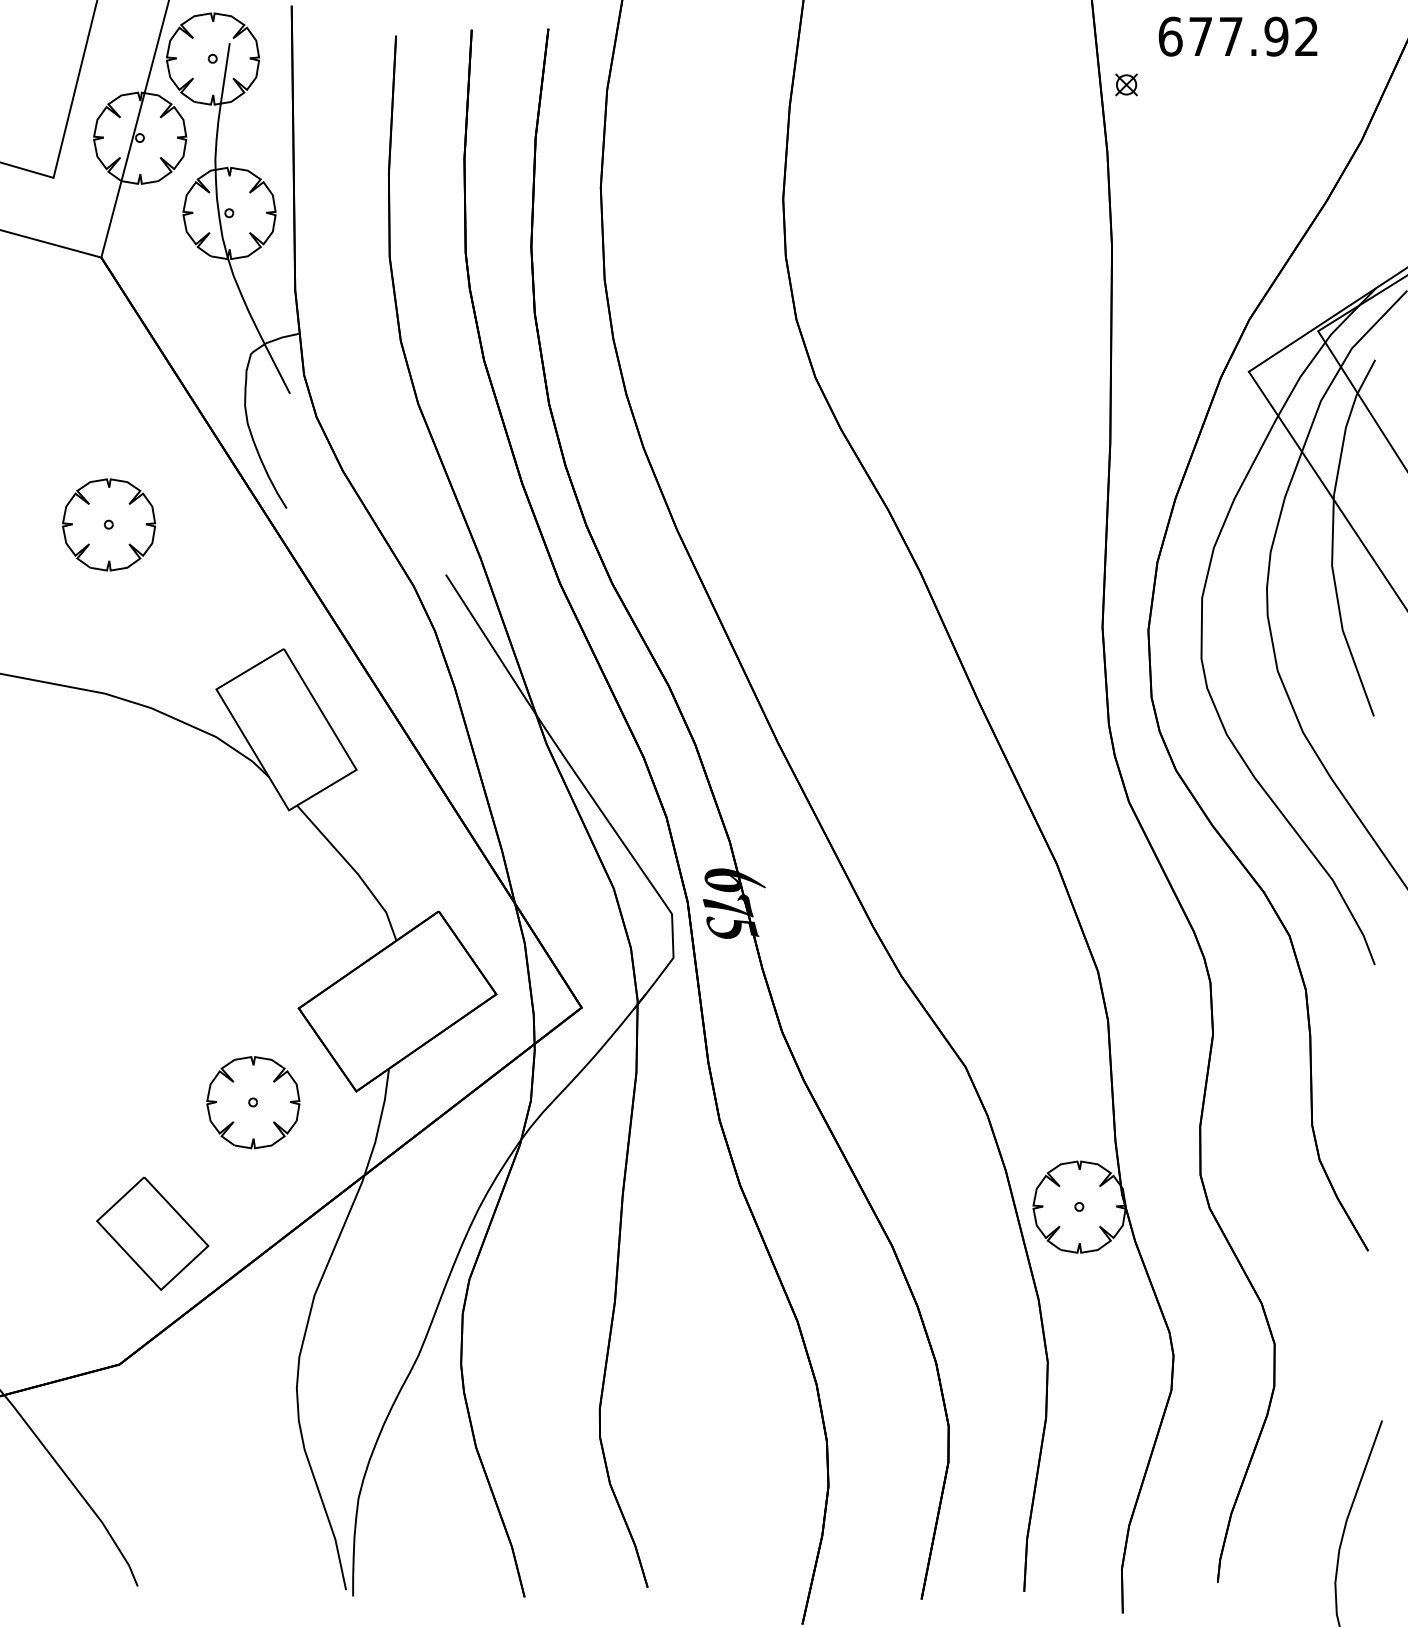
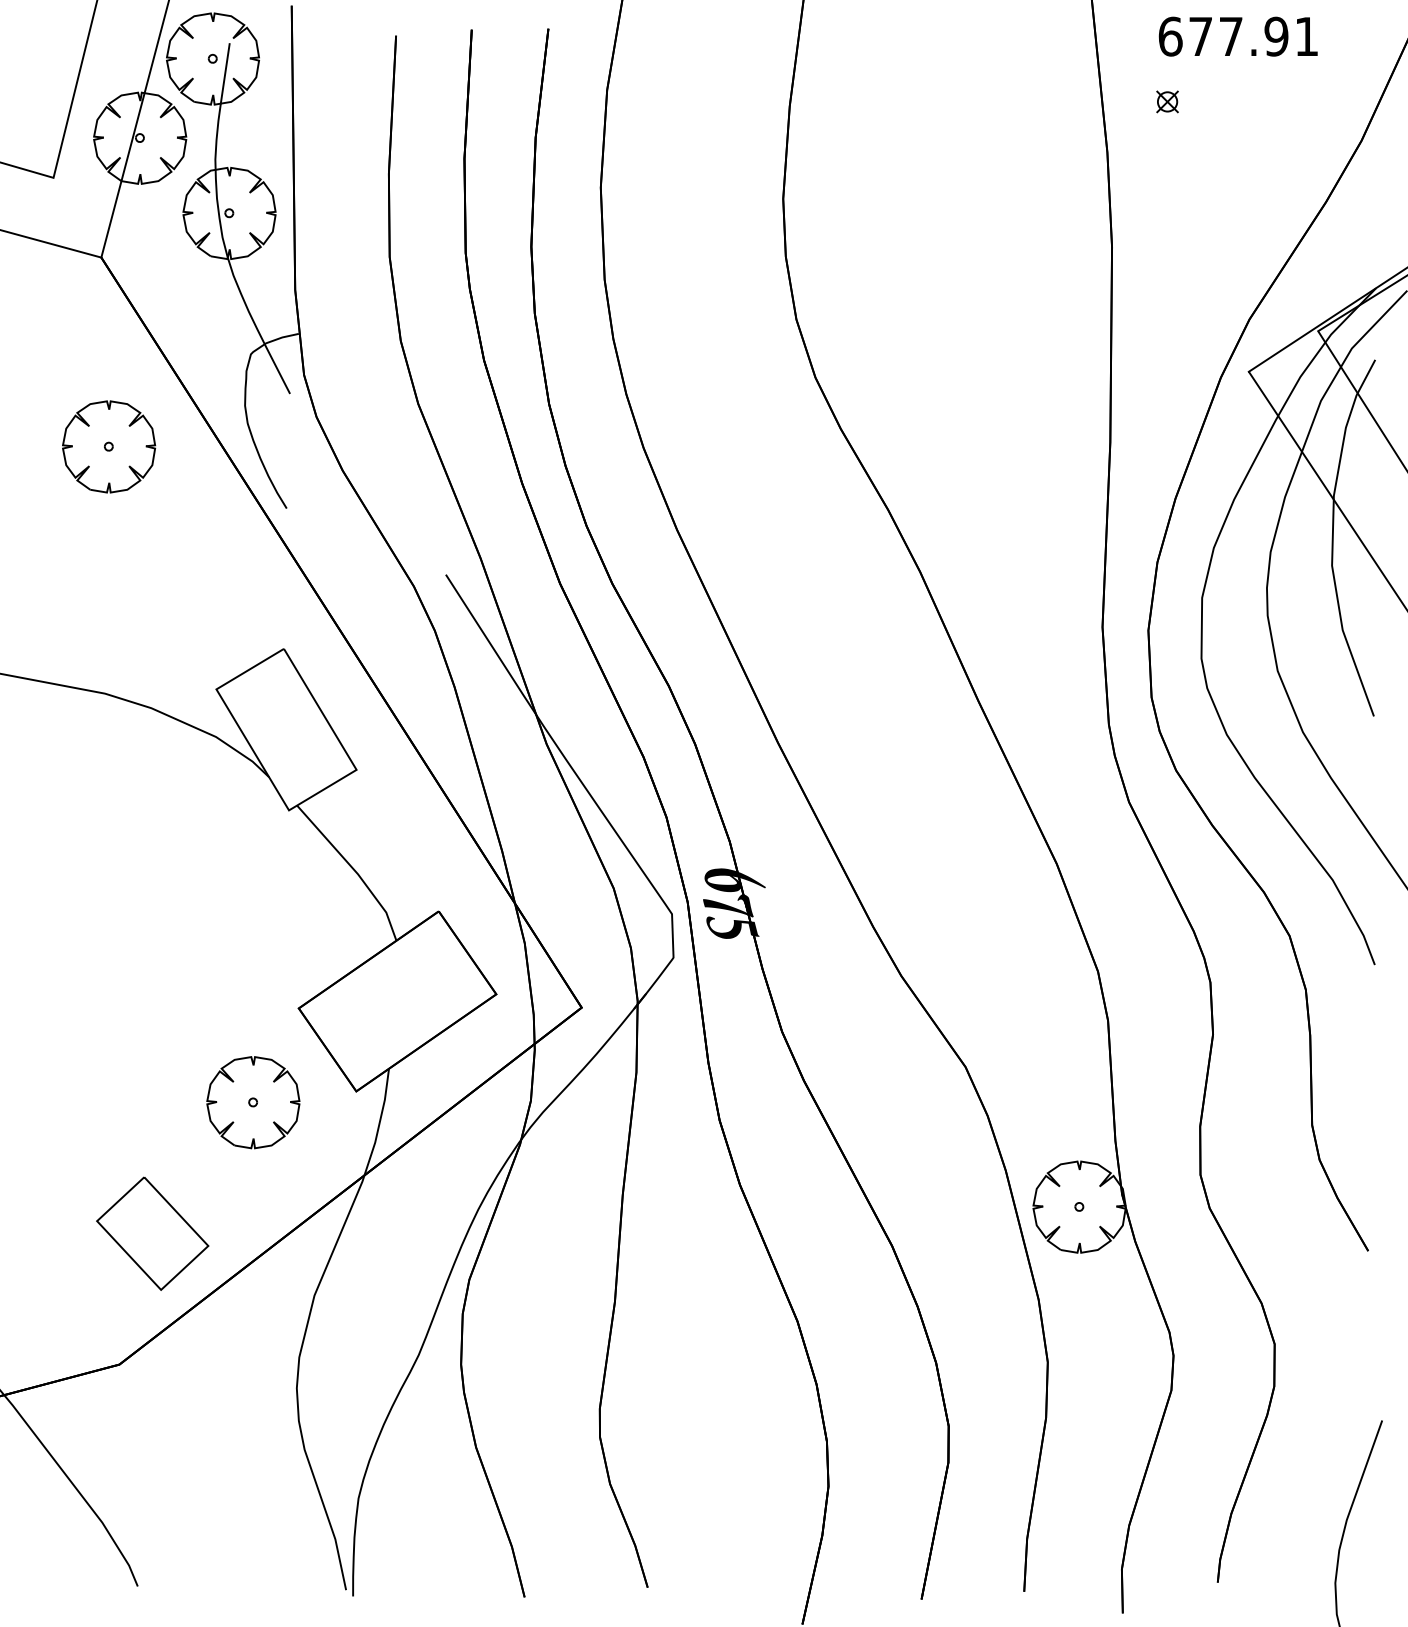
text: 677.92 -> 677.91 (1306, 35)
part position: (1126, 84) -> (1167, 101) (1167, 101)
part position: (109, 524) -> (109, 446) (109, 446)
